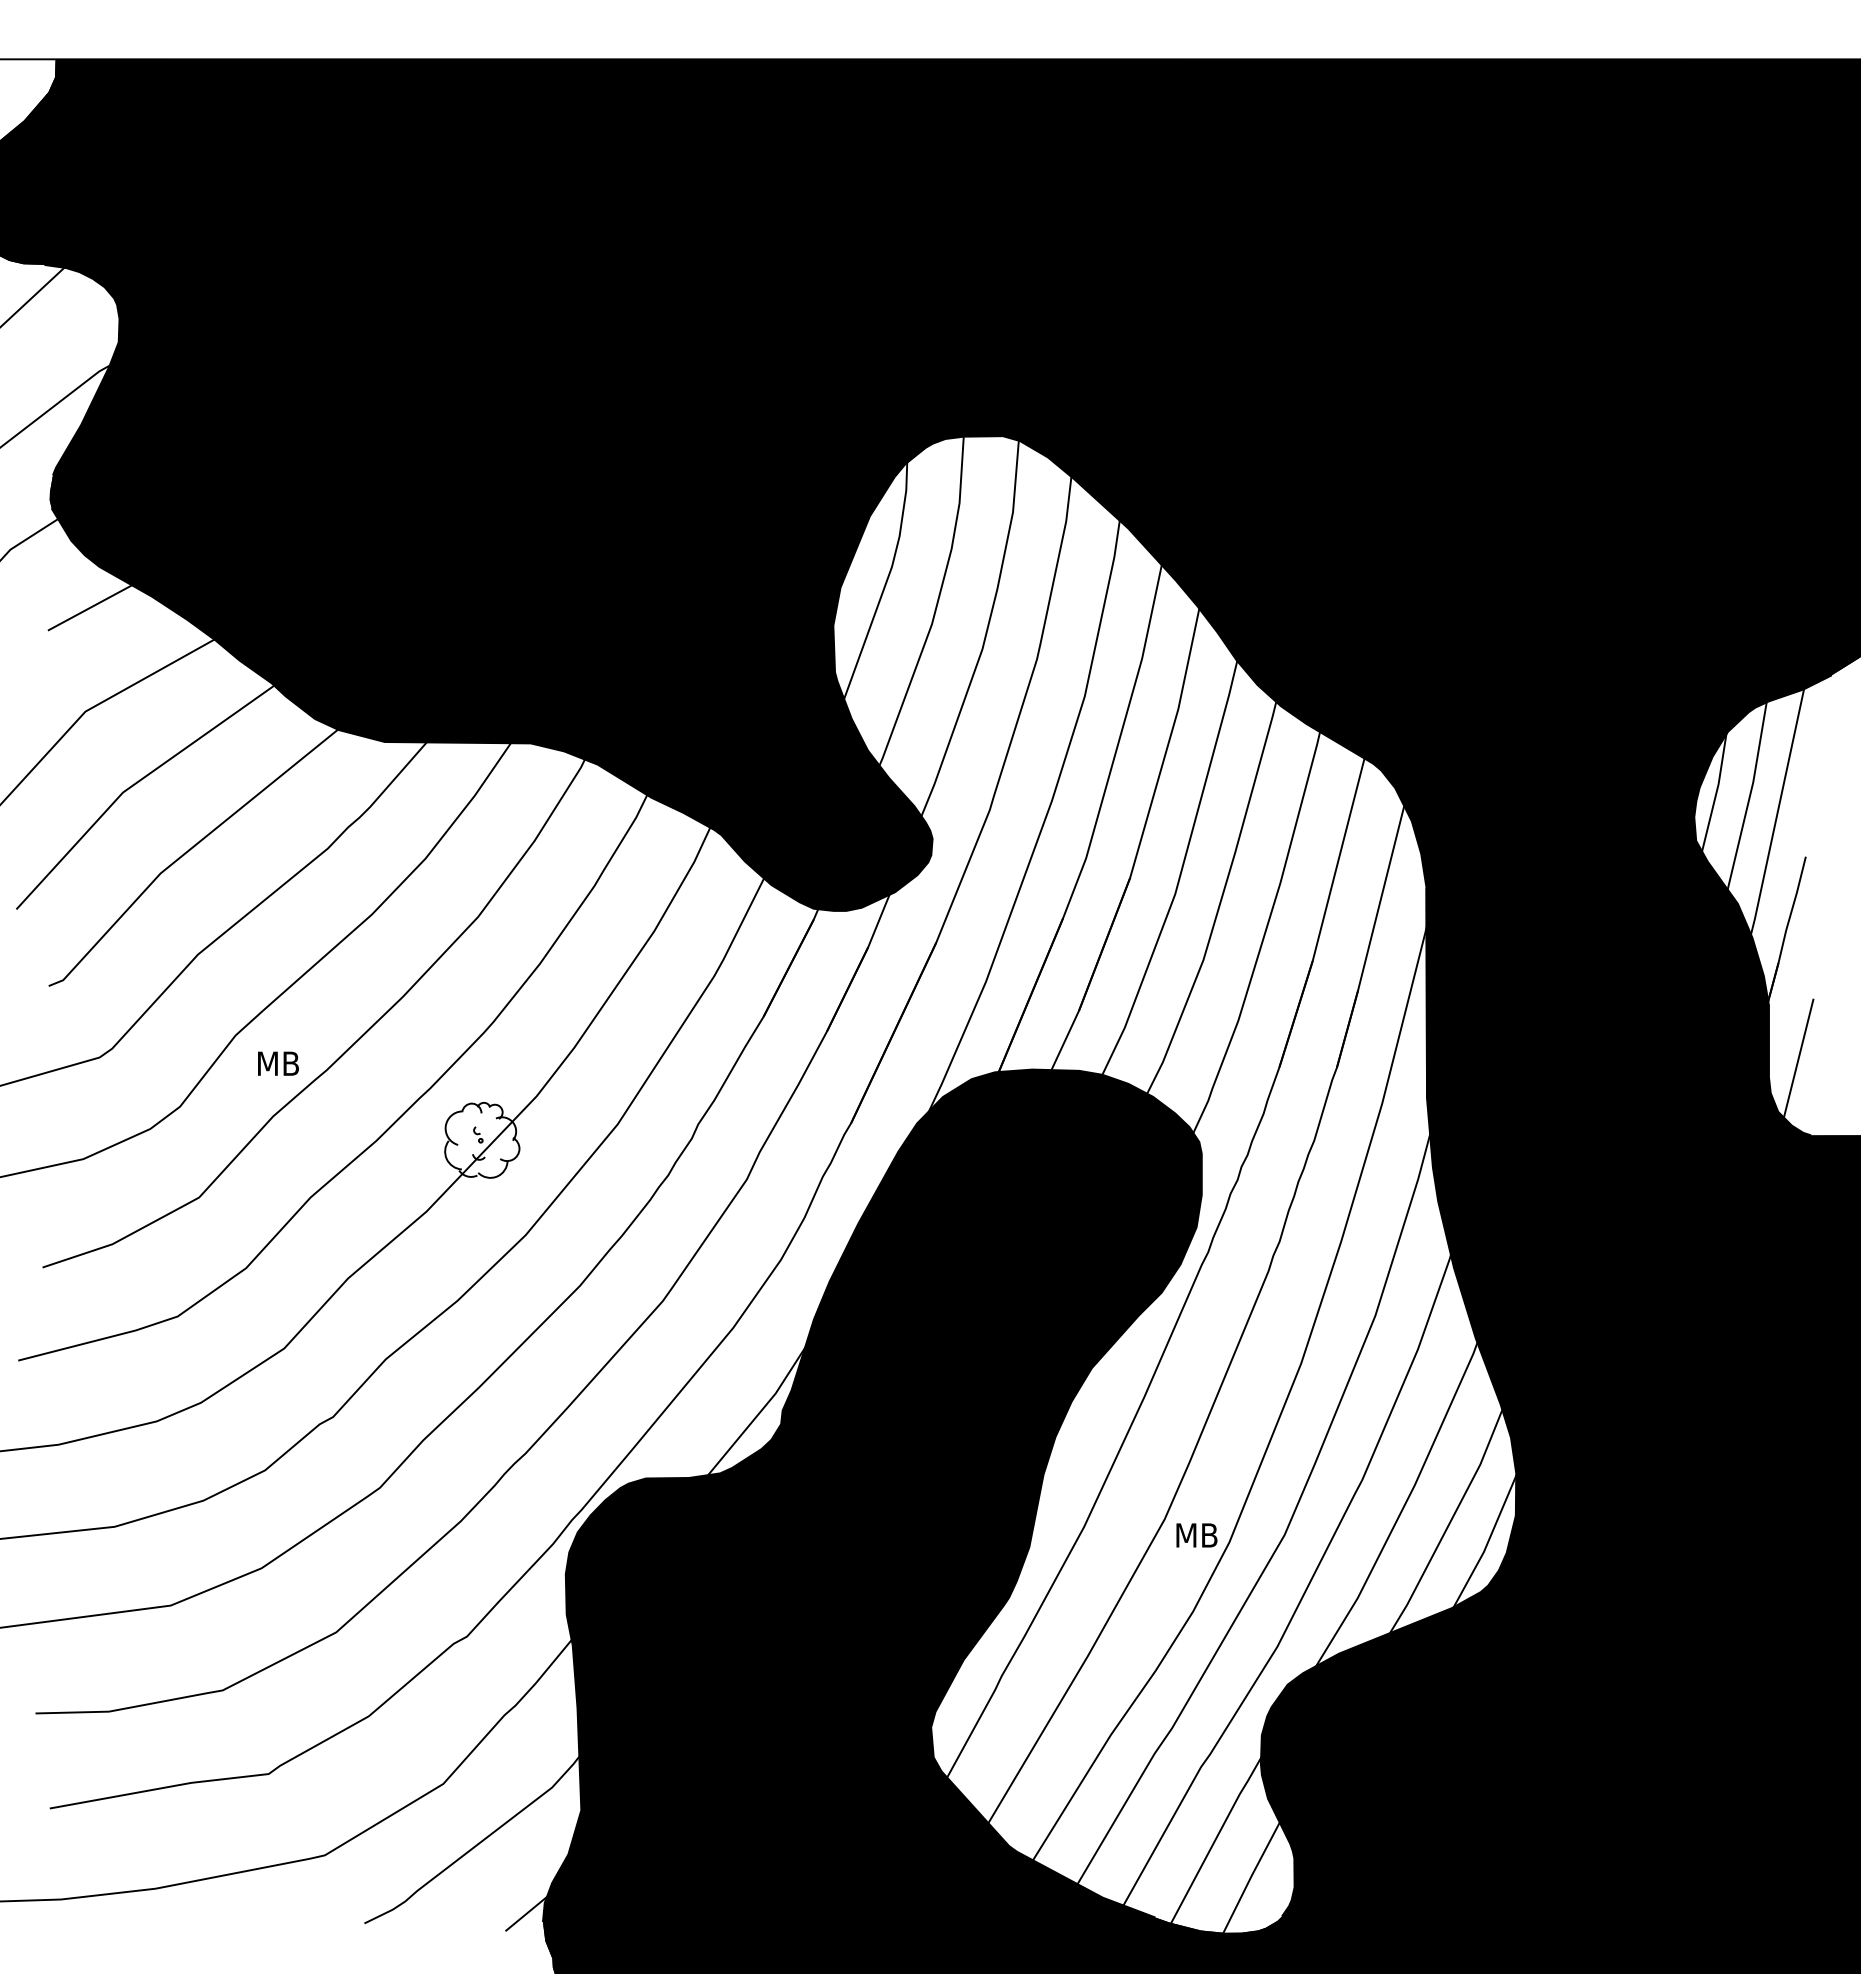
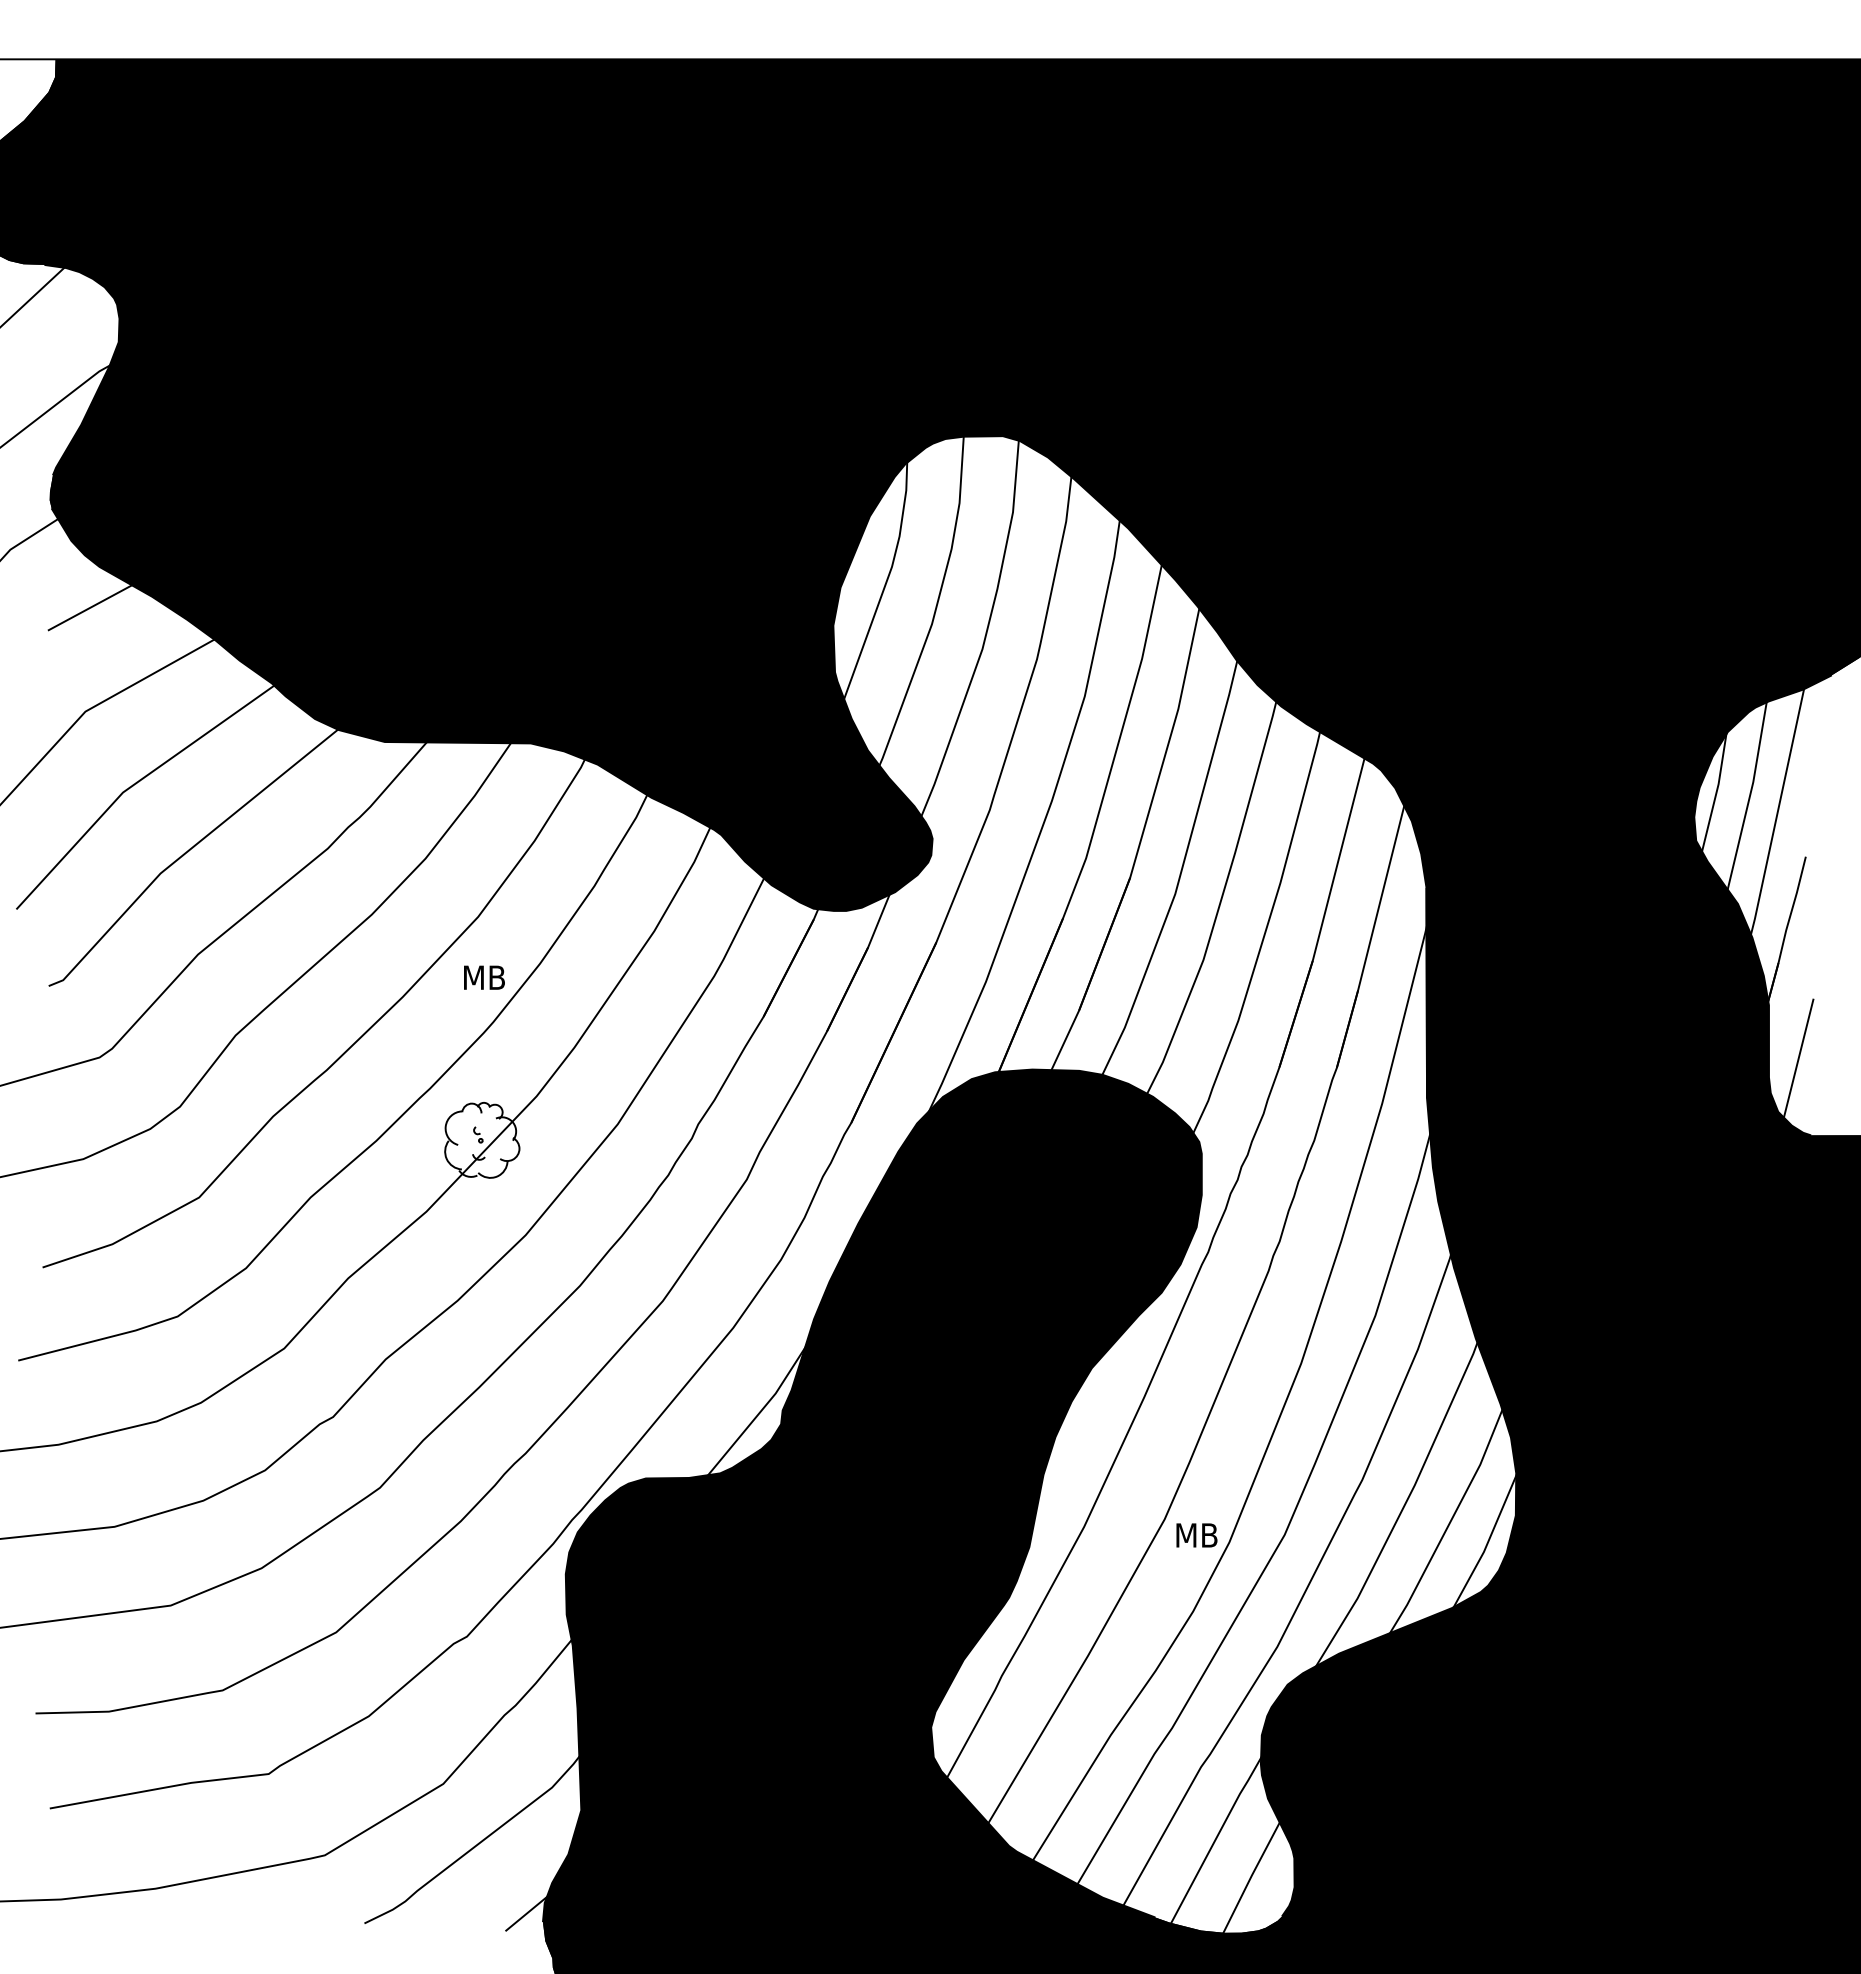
text position: (278, 1063) -> (484, 977) (484, 977)
